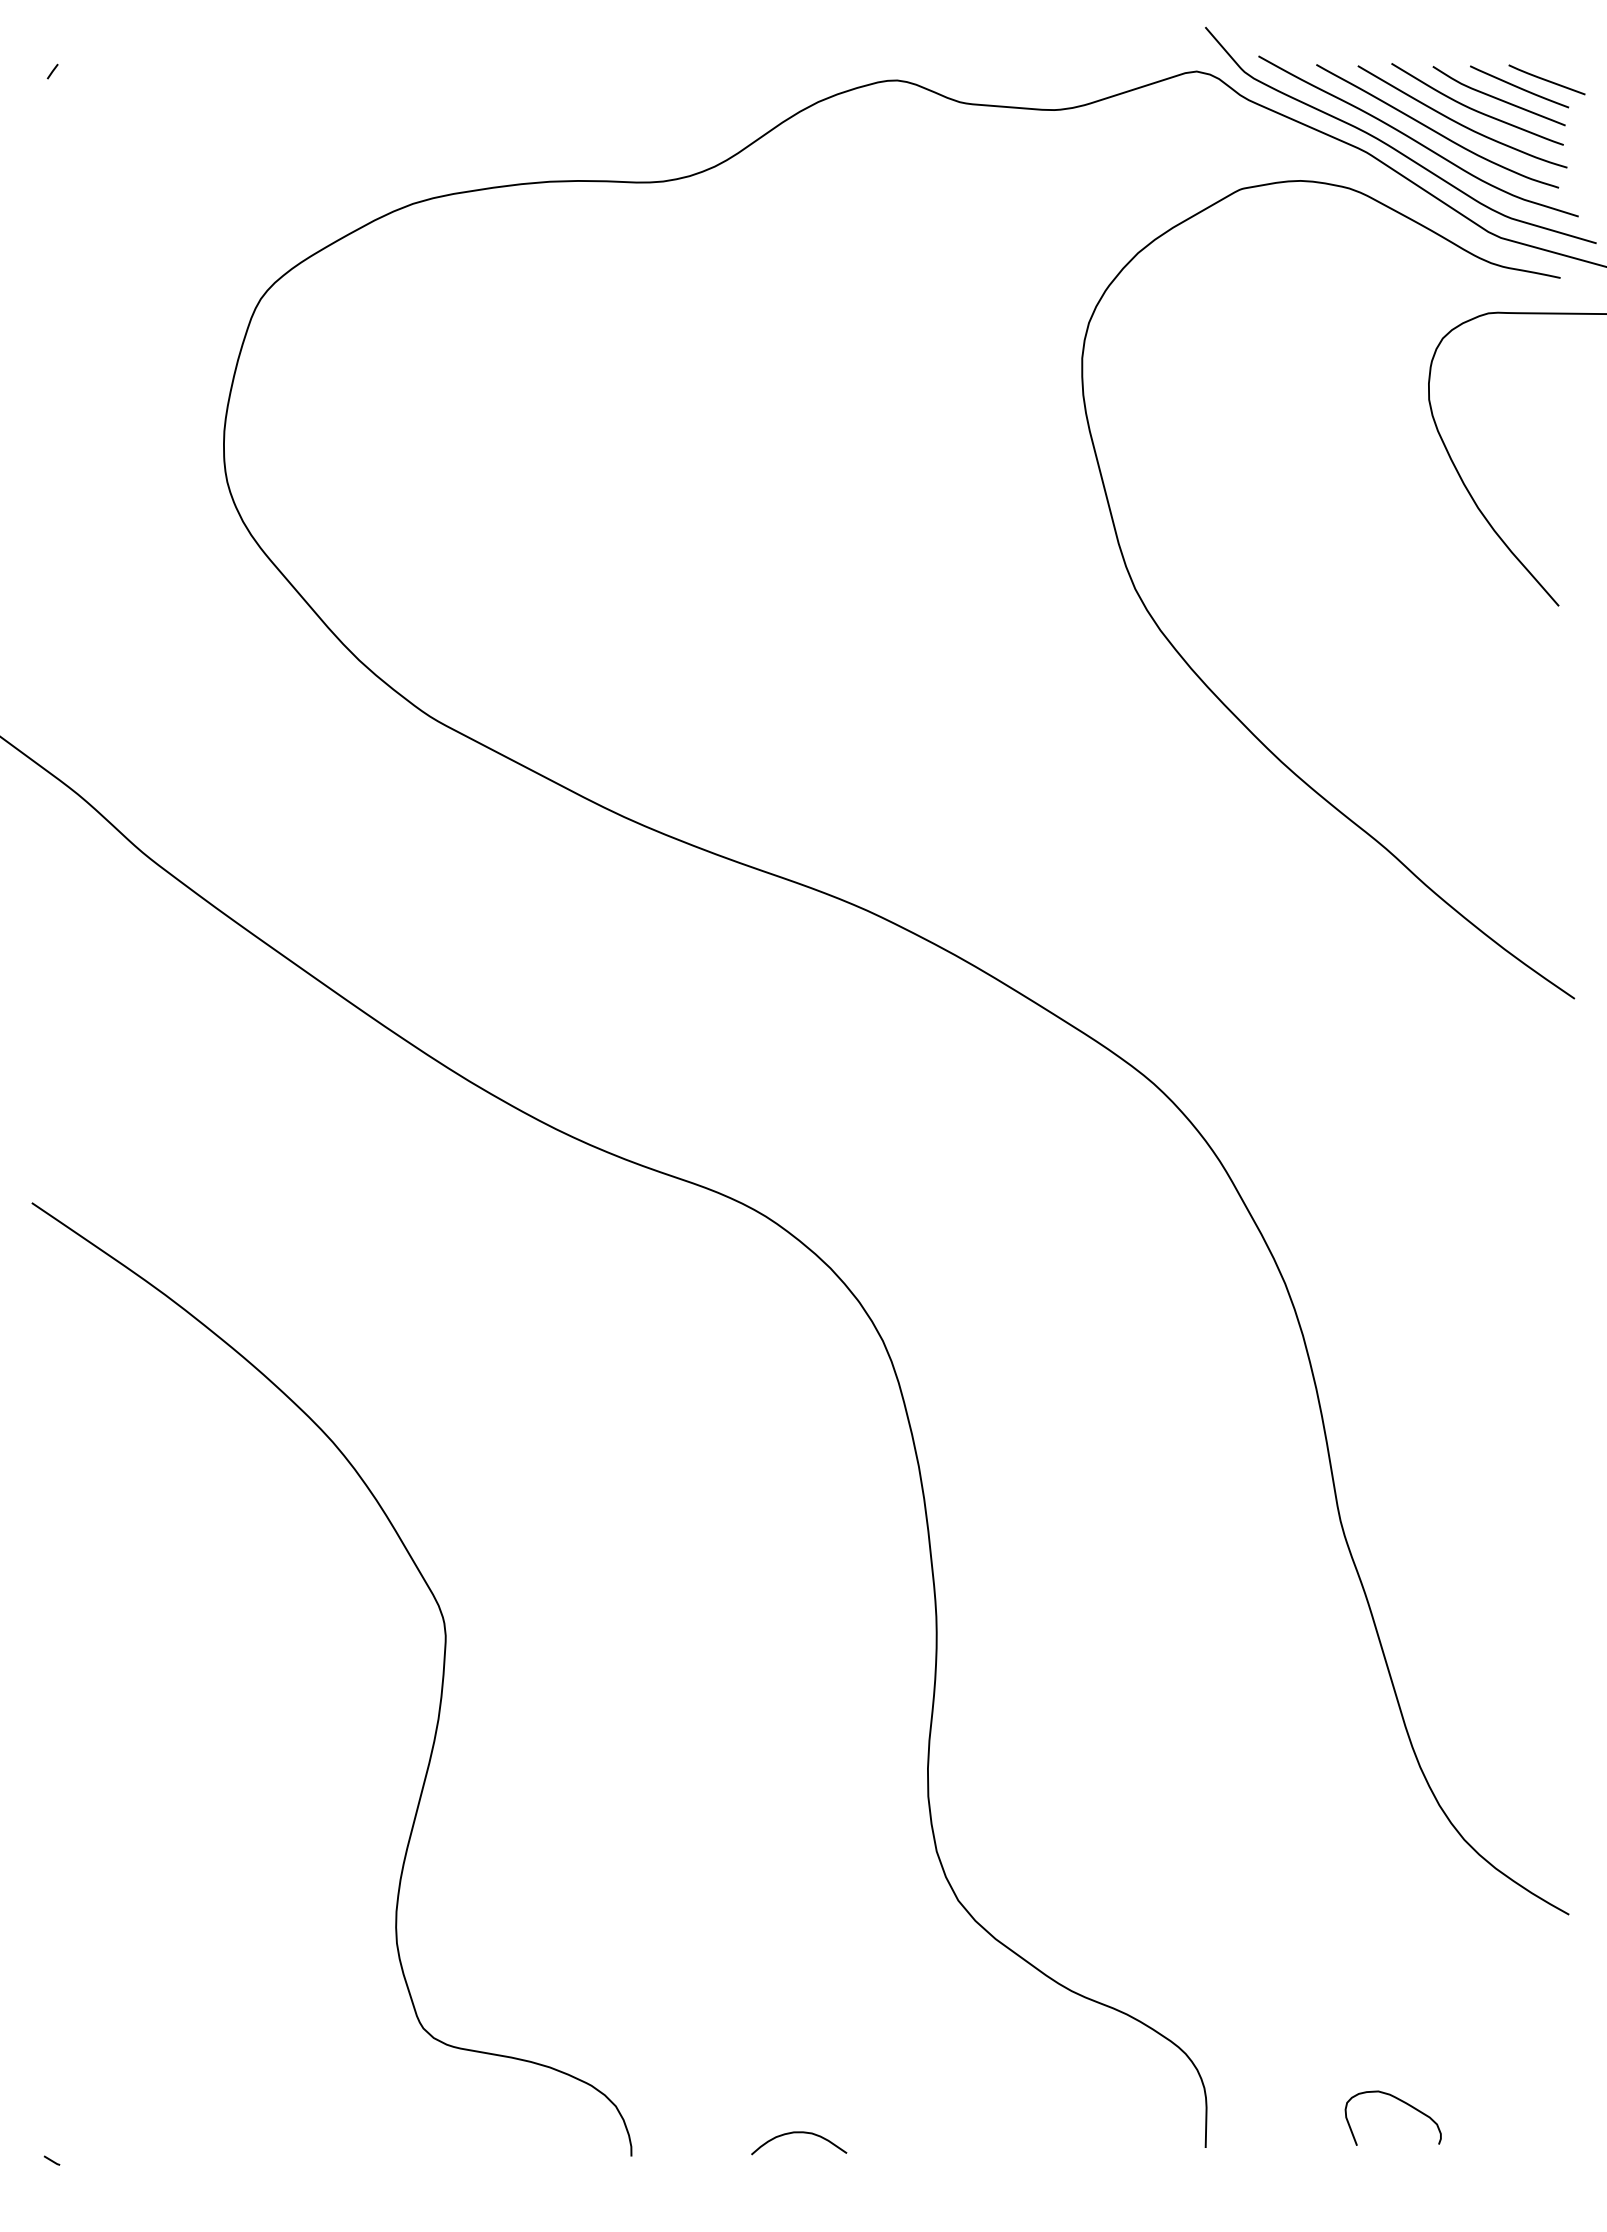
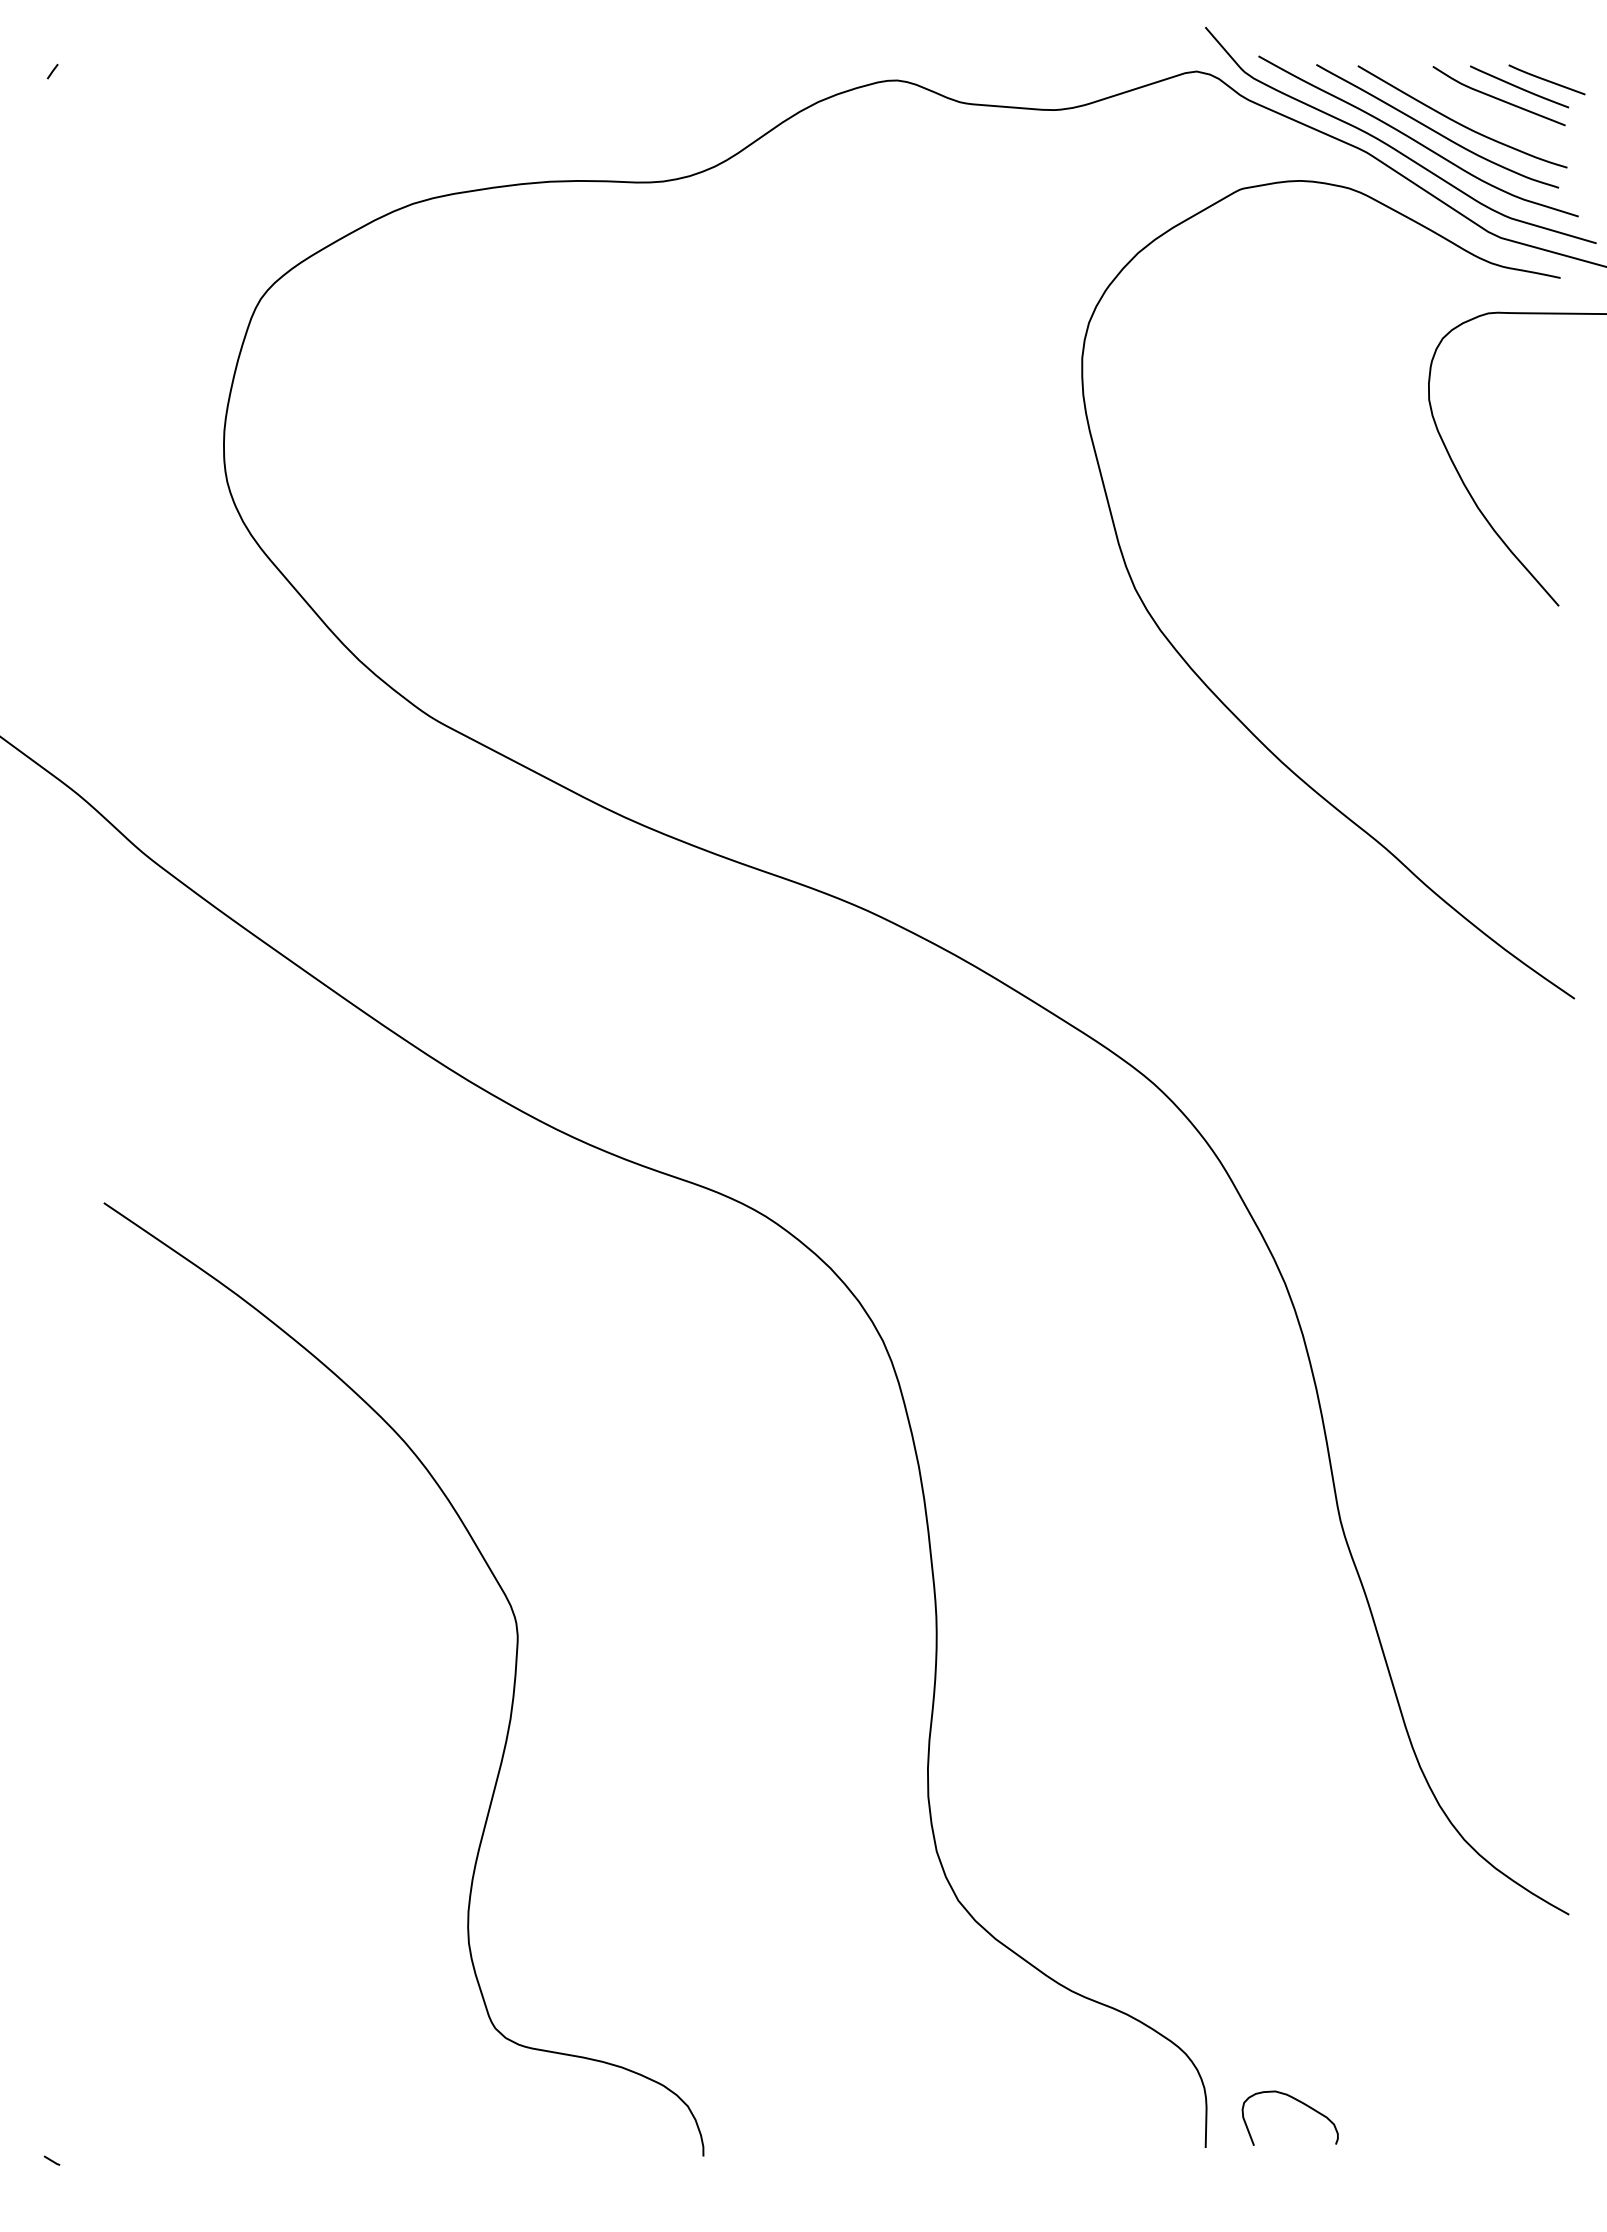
curve: present -> none (1475, 109)
curve position: (440, 1693) -> (512, 1693) (512, 1693)
curve position: (1400, 2101) -> (1297, 2101) (1297, 2101)
curve: present -> none (799, 2133)
